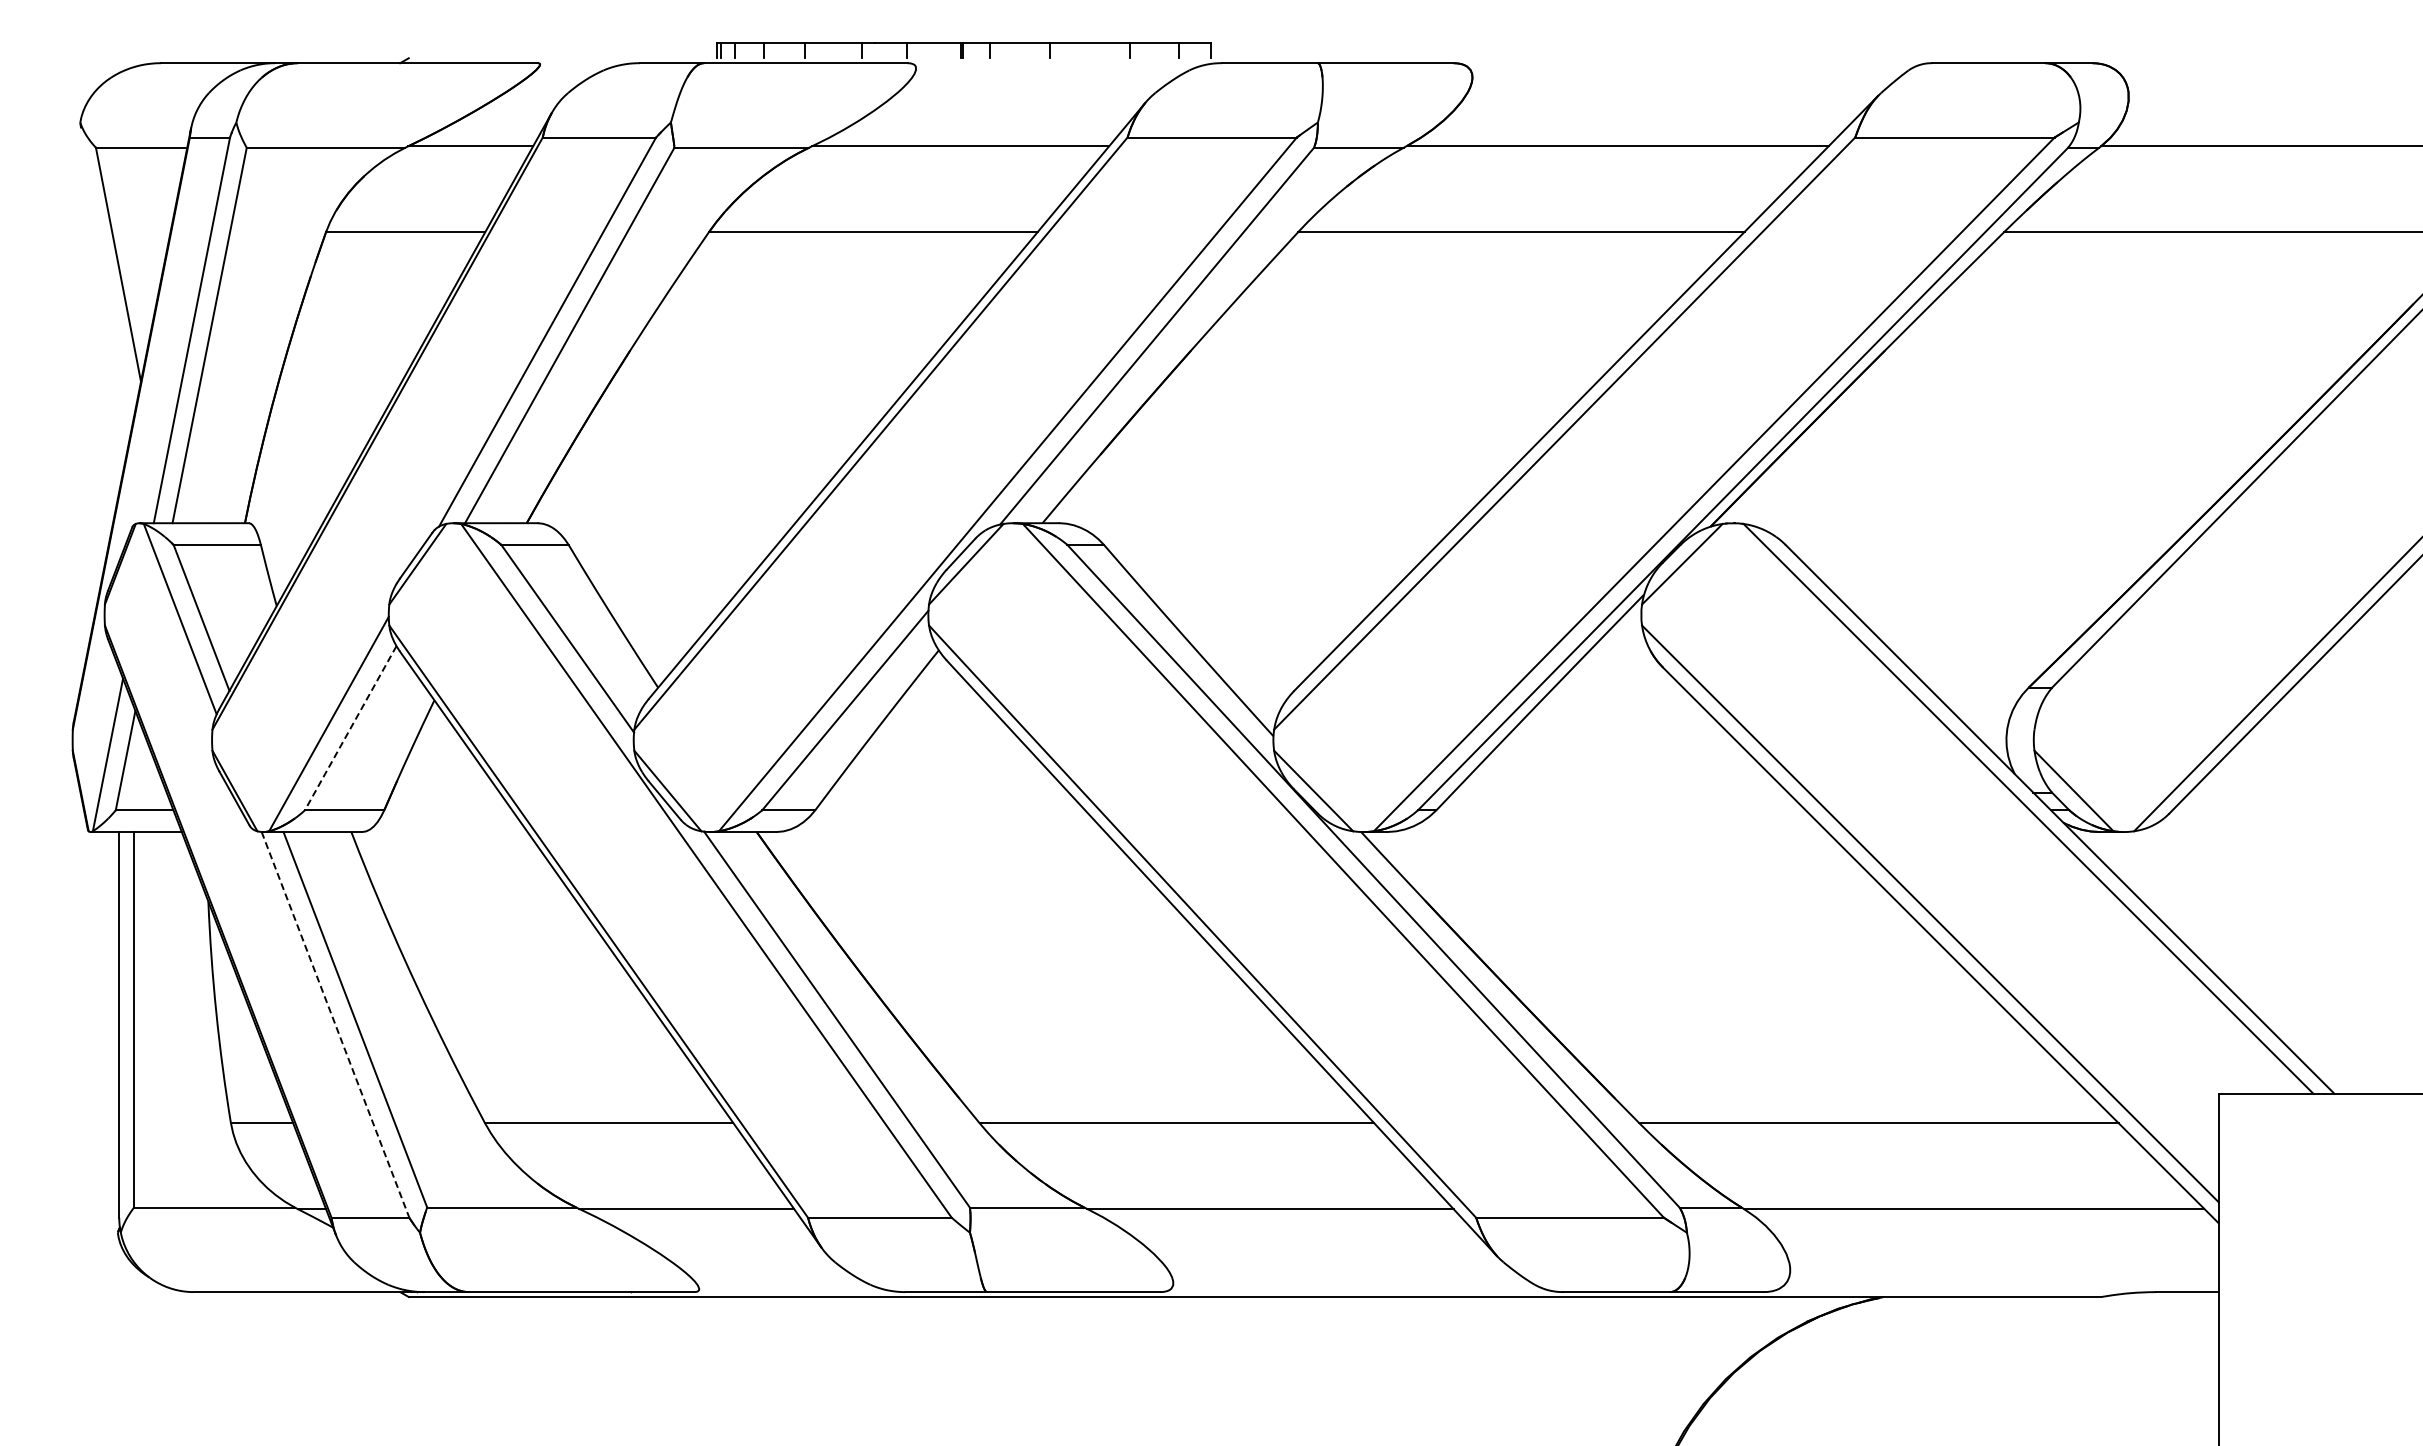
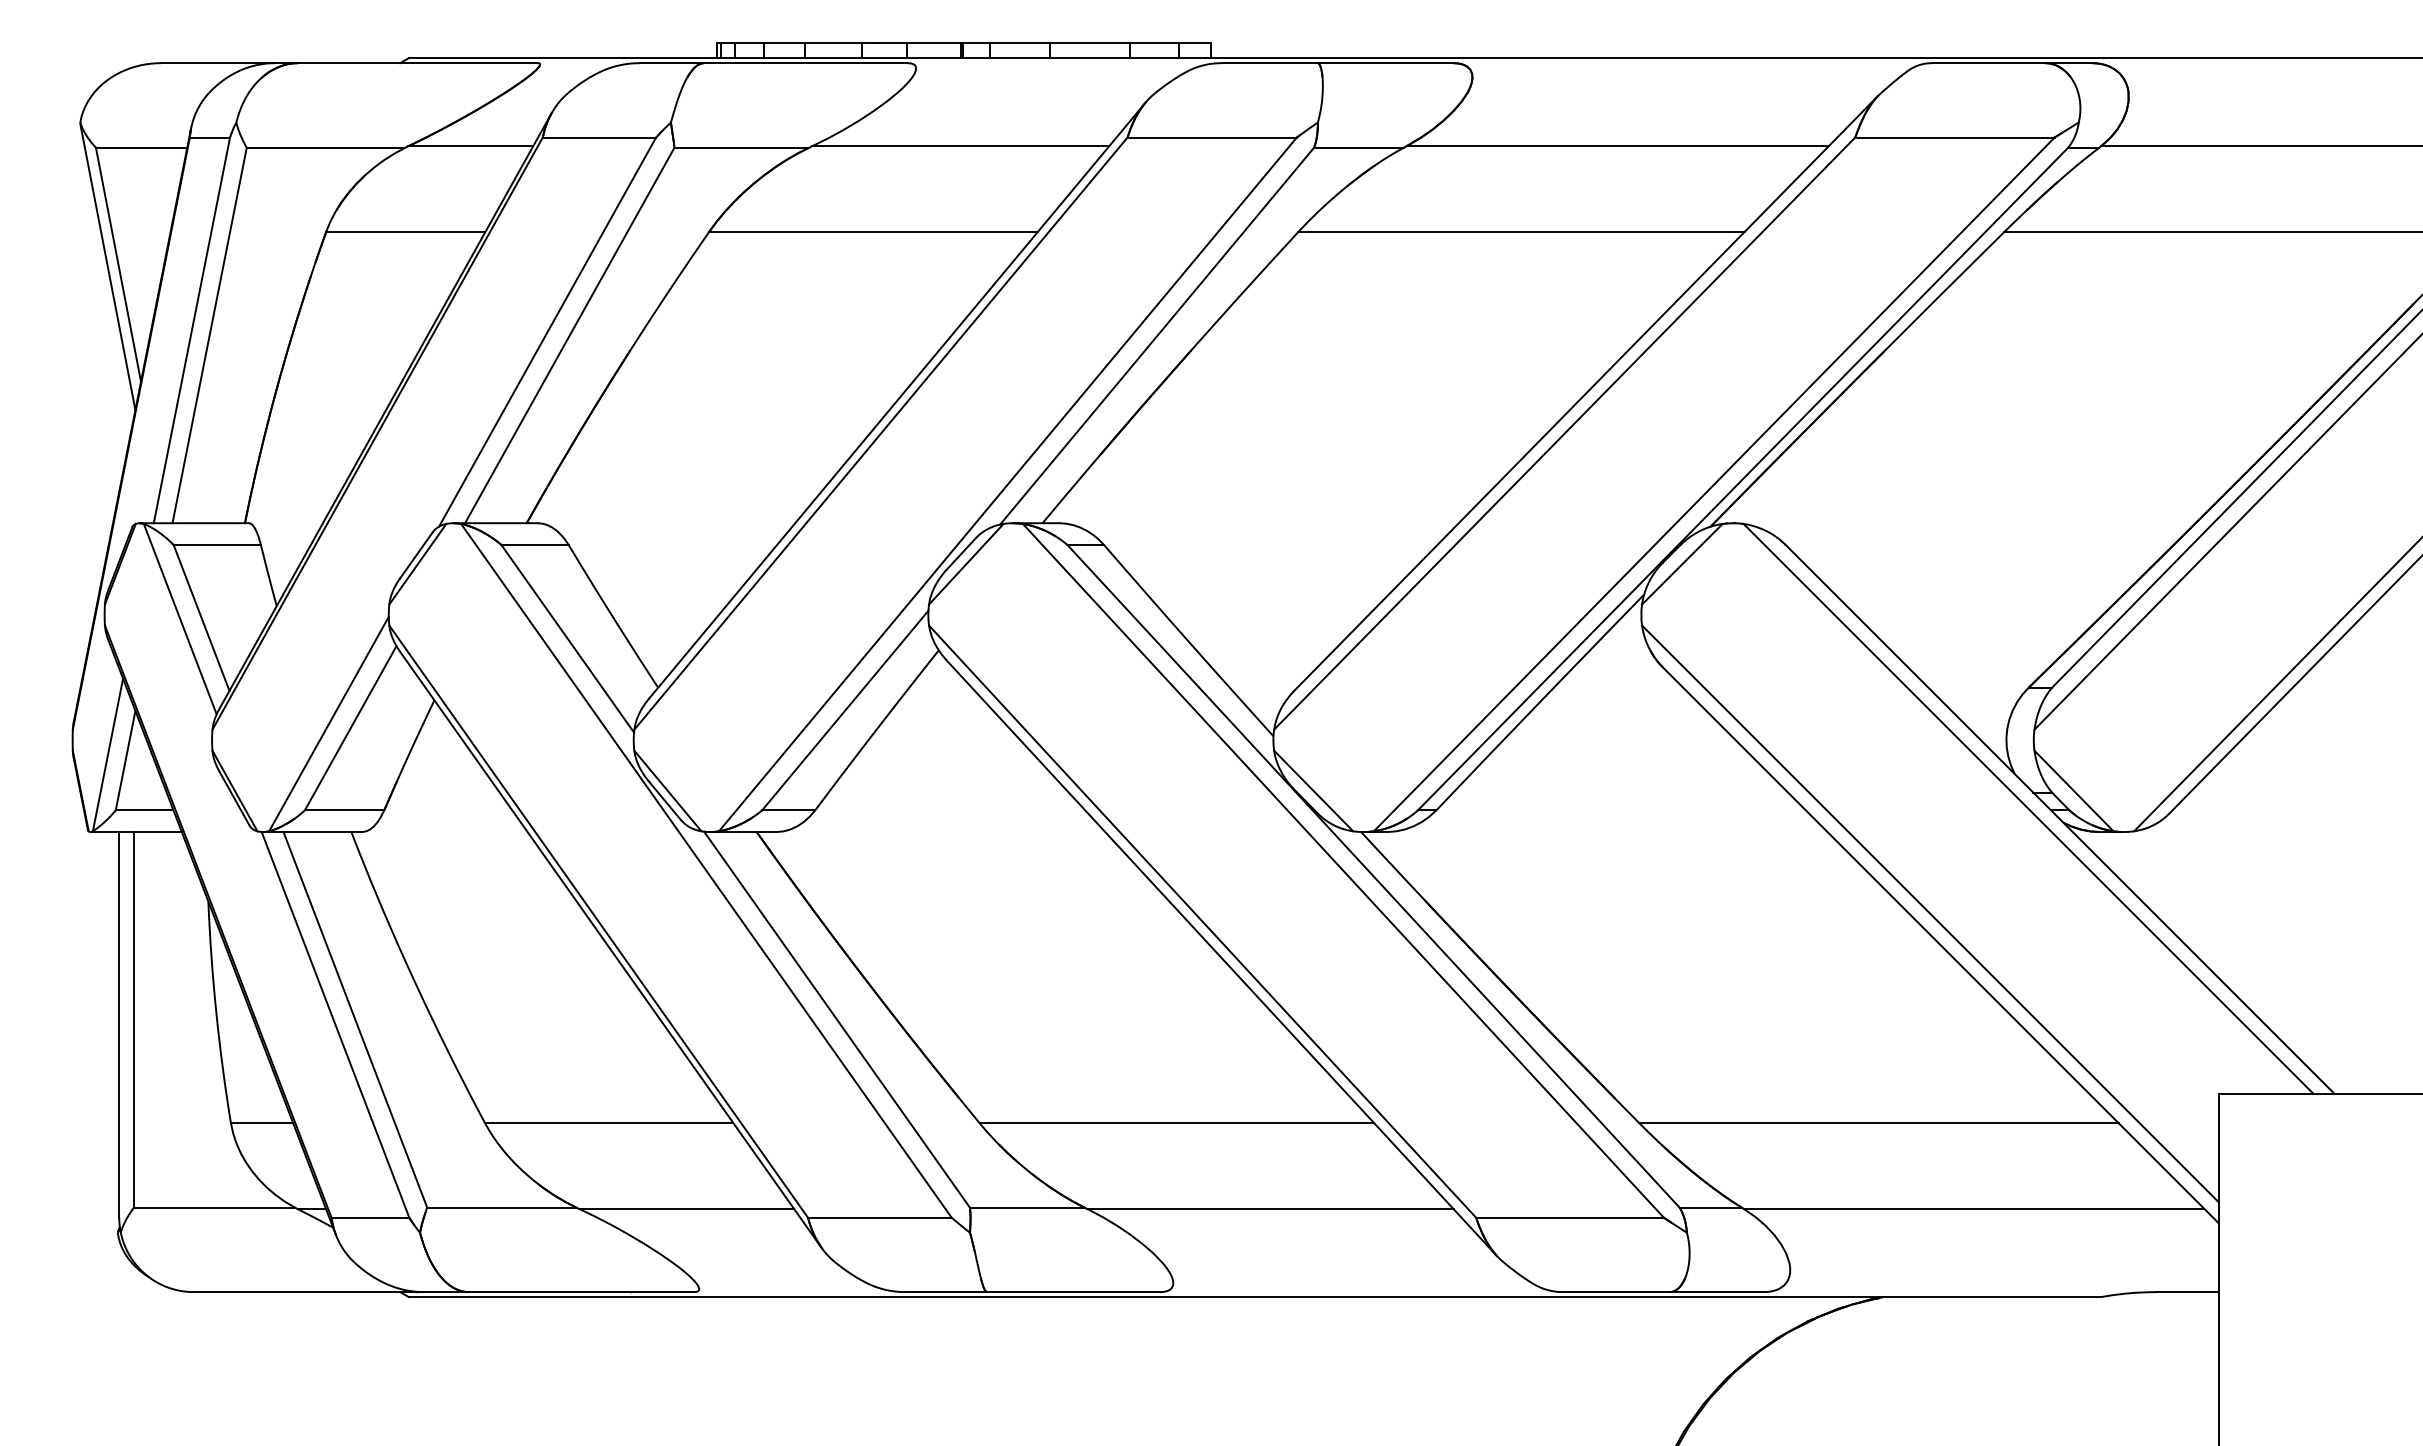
line: none -> present (1413, 58)
line: none -> present (108, 269)
line: none -> present (2226, 532)
line: dashed -> solid (350, 728)
line: dashed -> solid (335, 1024)
